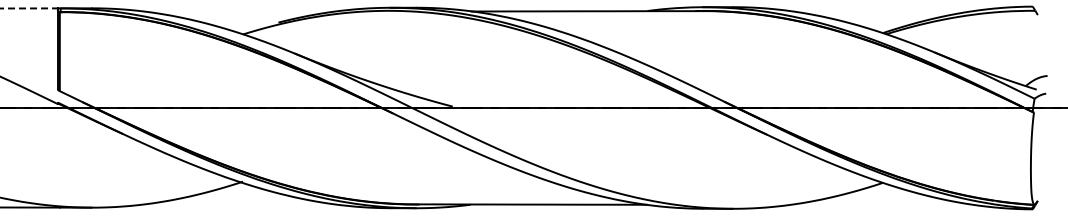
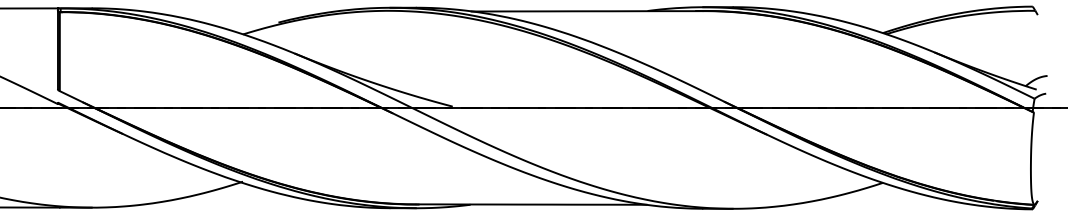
line: dashed -> solid (29, 8)
